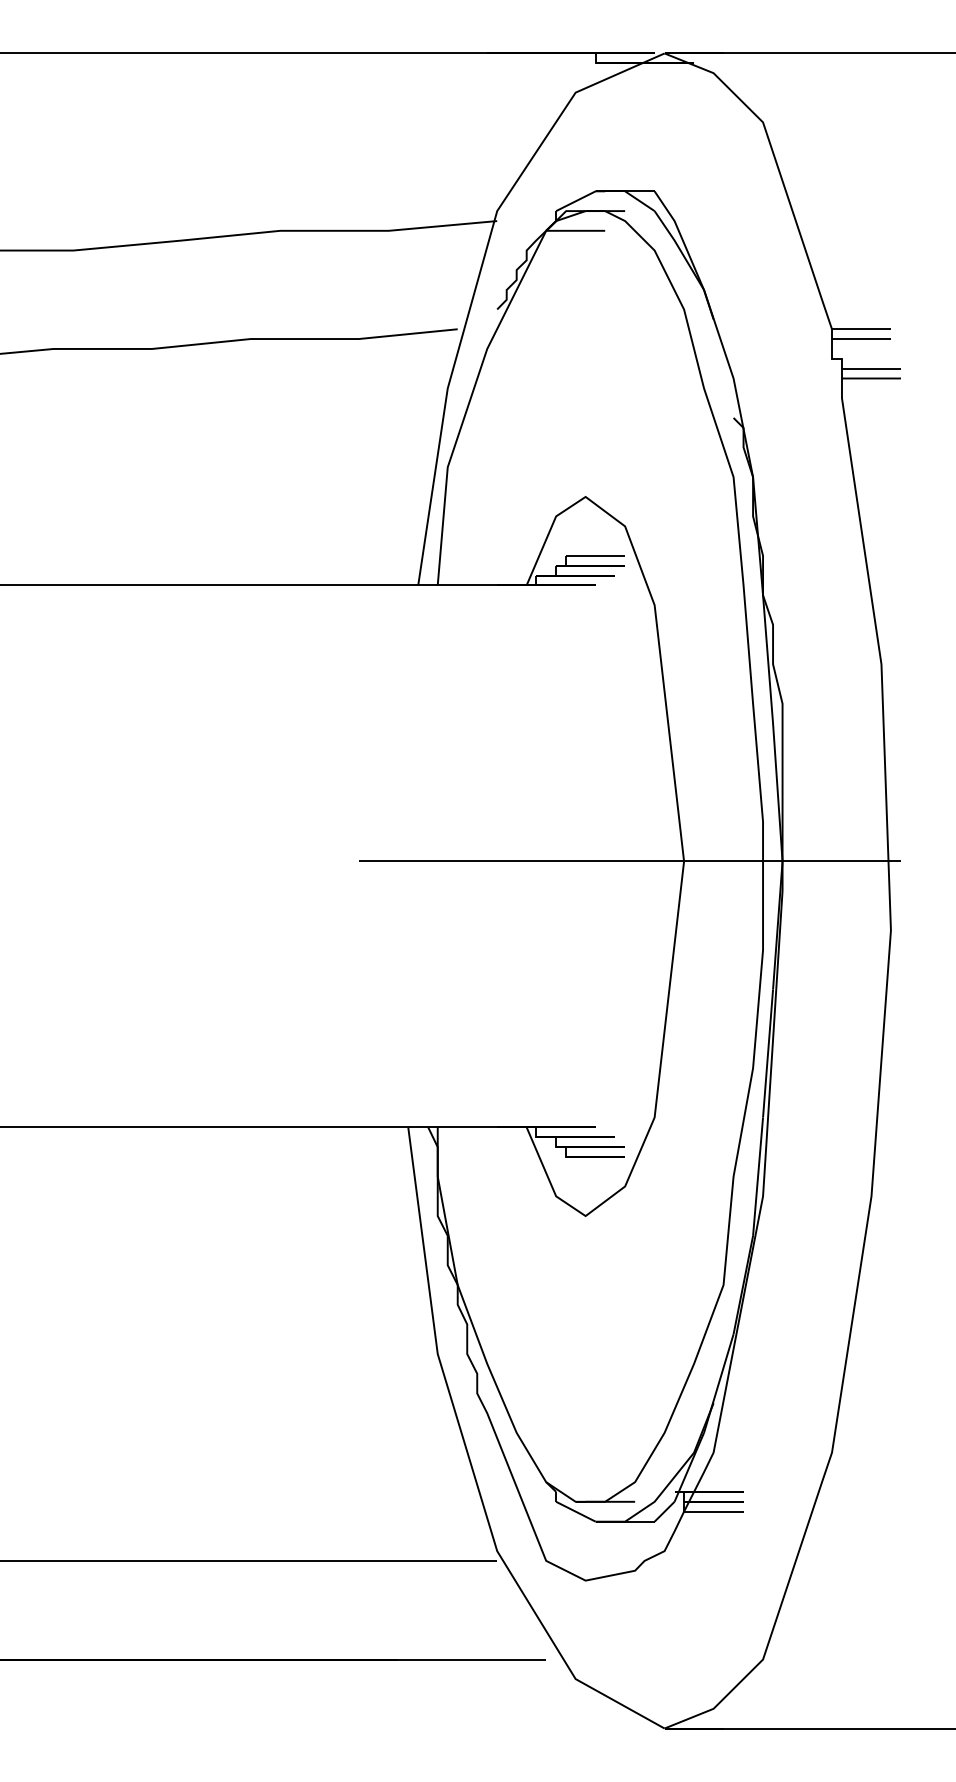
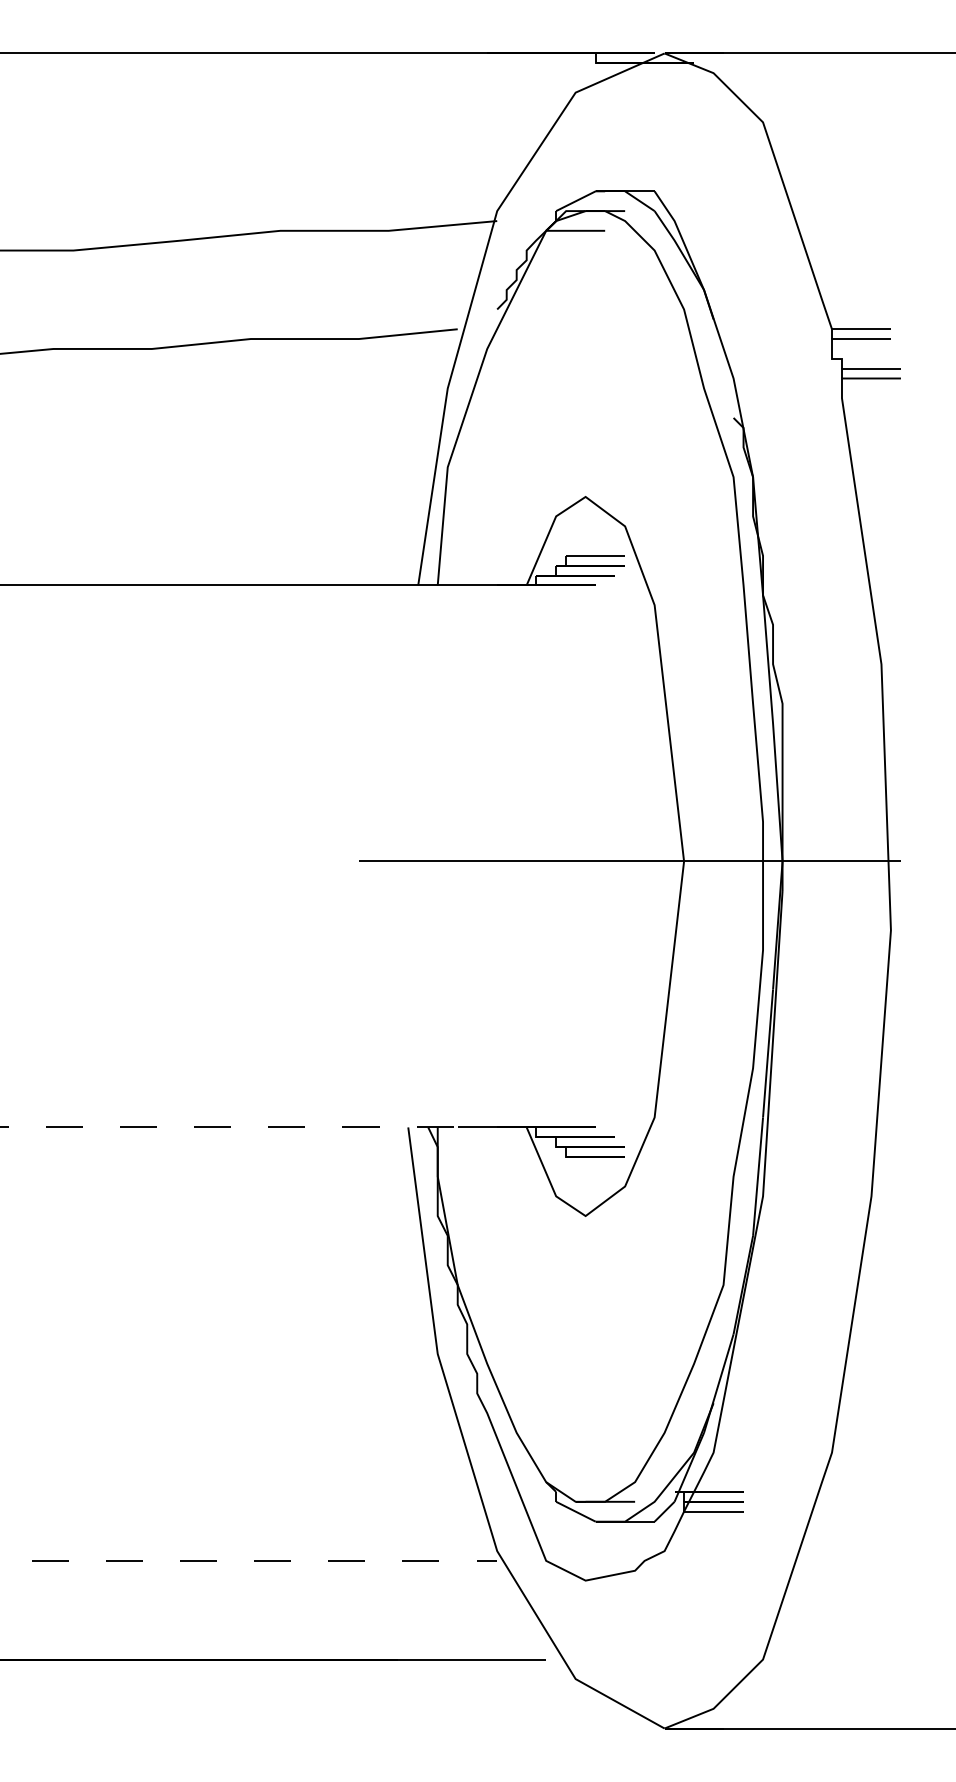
line: solid -> dashed (228, 1127)
line: solid -> dashed (249, 1560)
